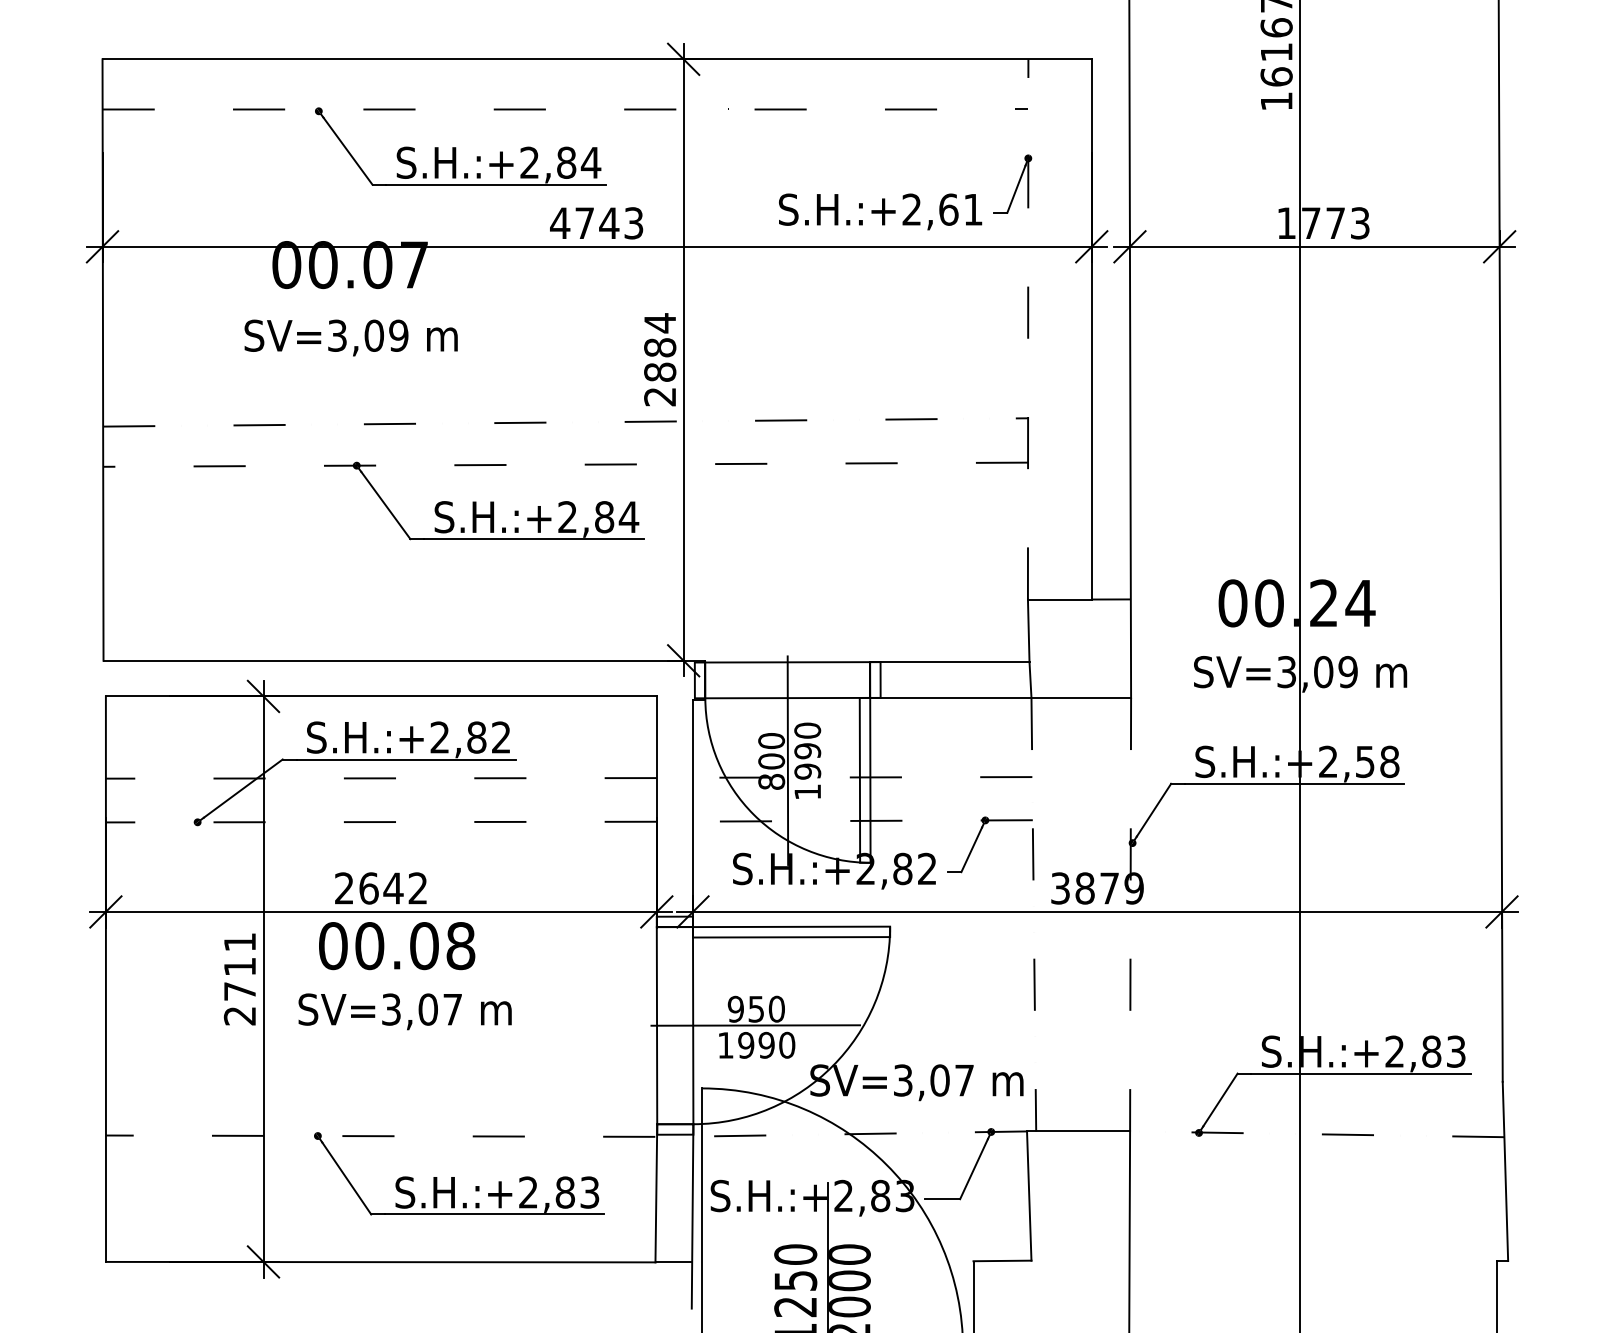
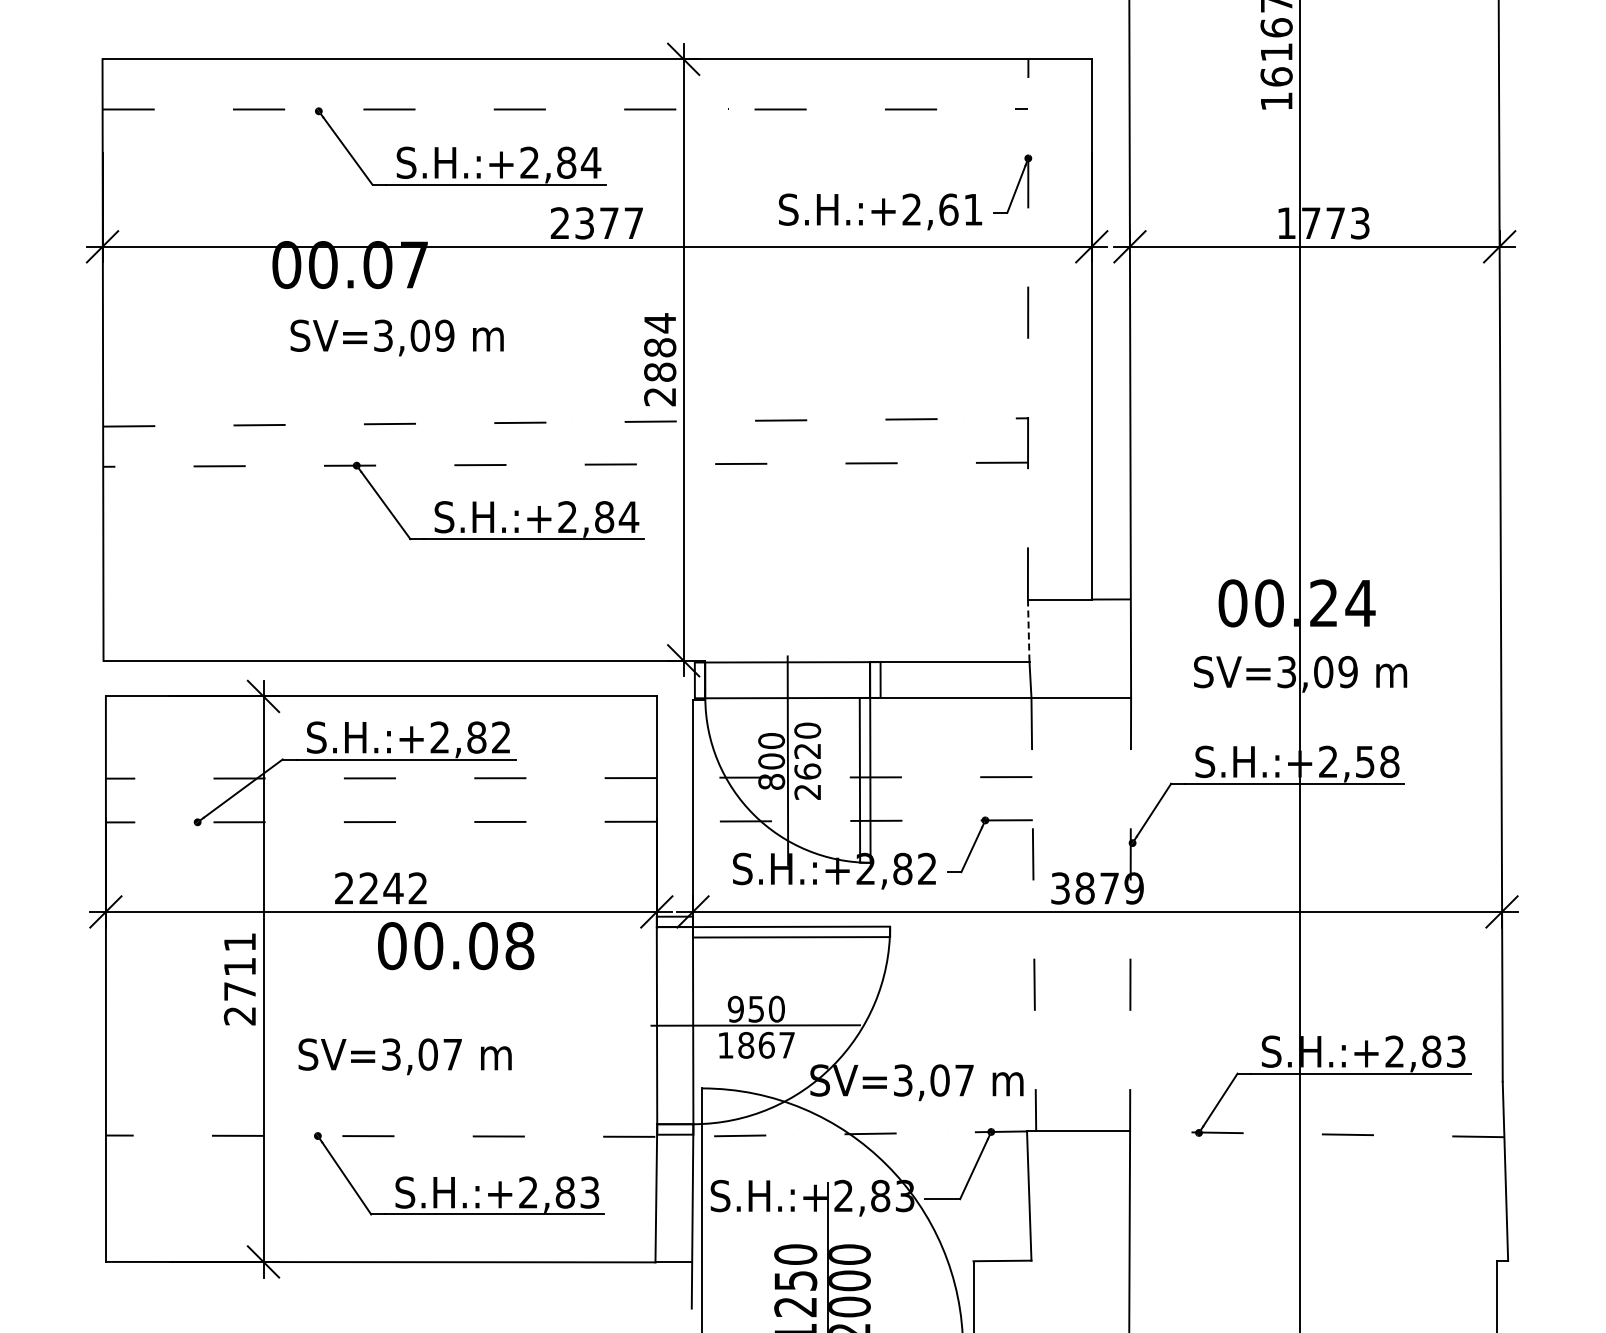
text: 4743 -> 2377 (596, 223)
text position: (350, 337) -> (396, 337) (396, 337)
line: solid -> dashed (1028, 631)
text: 1990 -> 2620 (807, 771)
text: 2642 -> 2242 (368, 888)
text position: (397, 946) -> (456, 946) (456, 946)
text position: (404, 1011) -> (404, 1056) (404, 1056)
text: 1990 -> 1867 (766, 1044)
